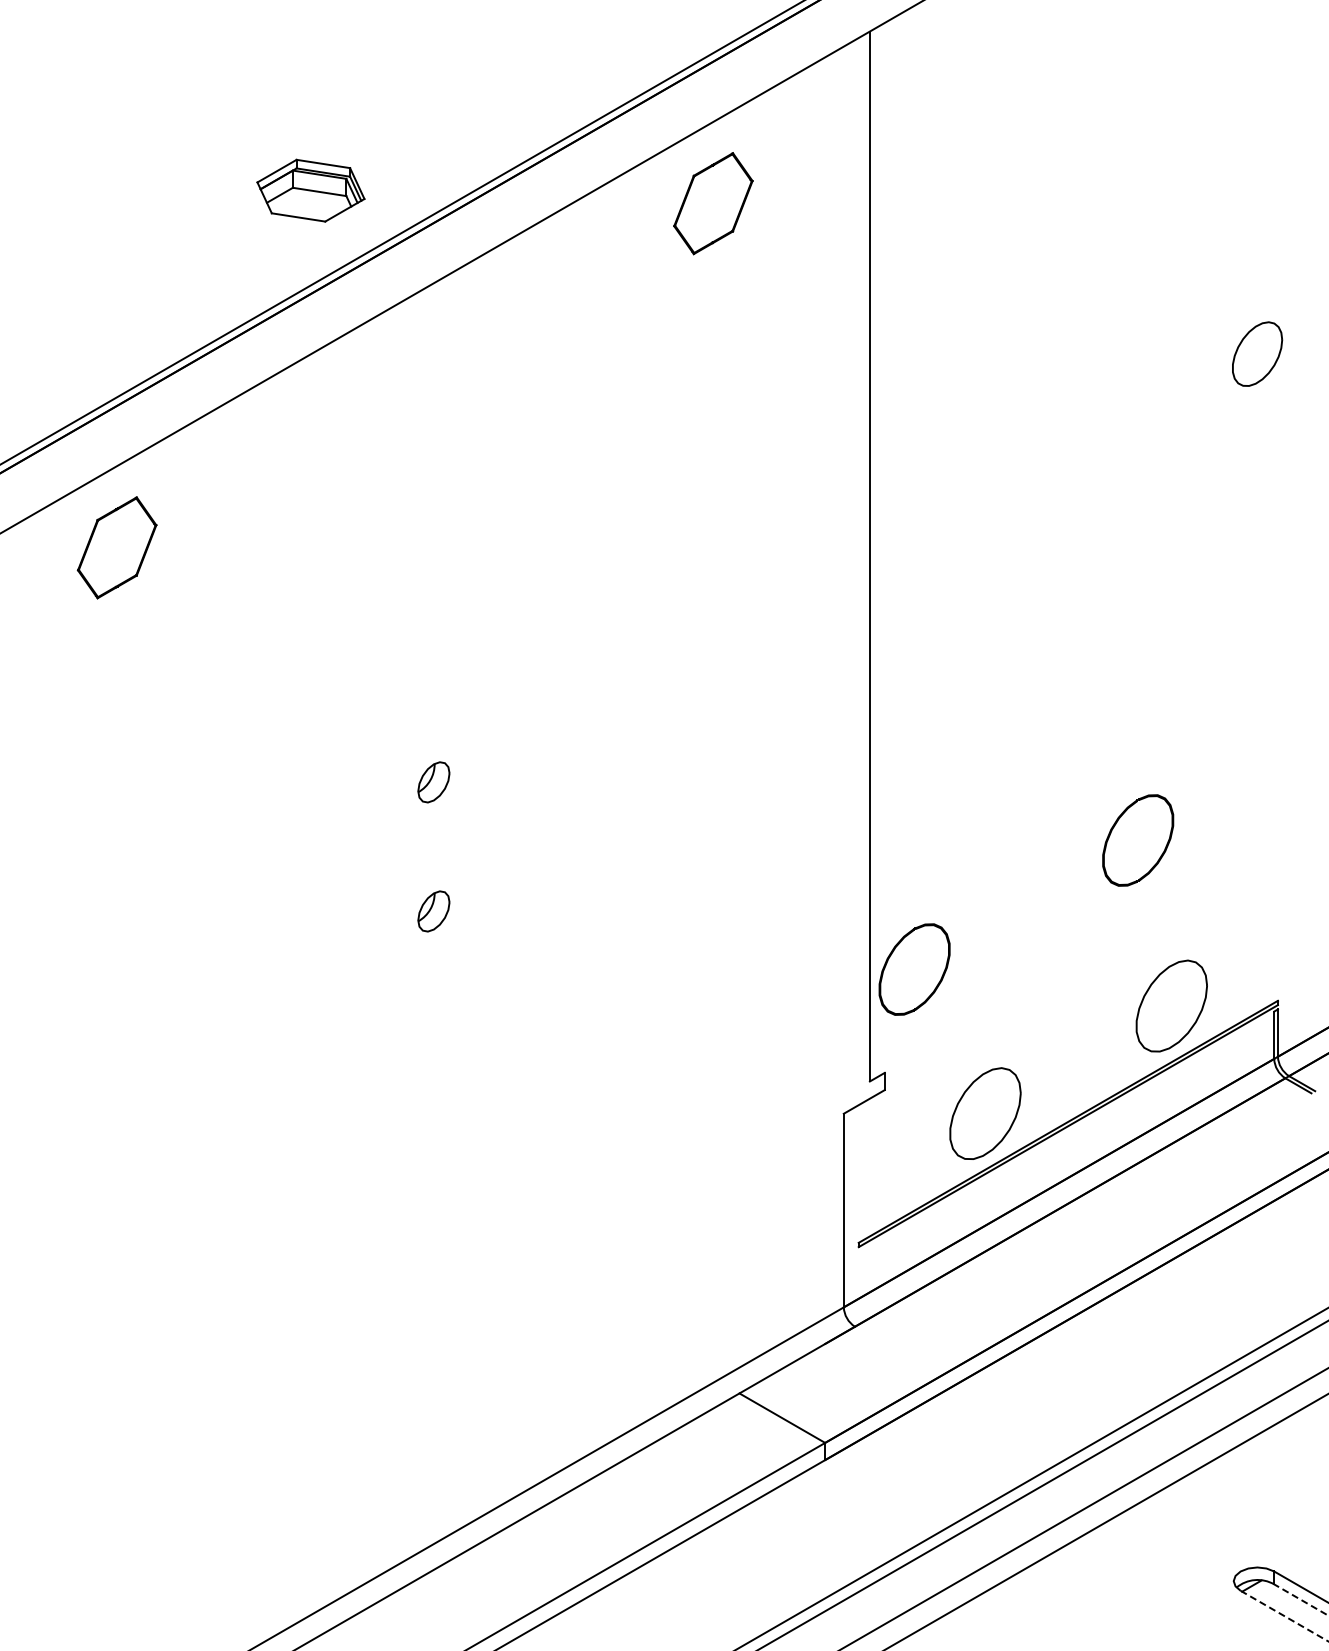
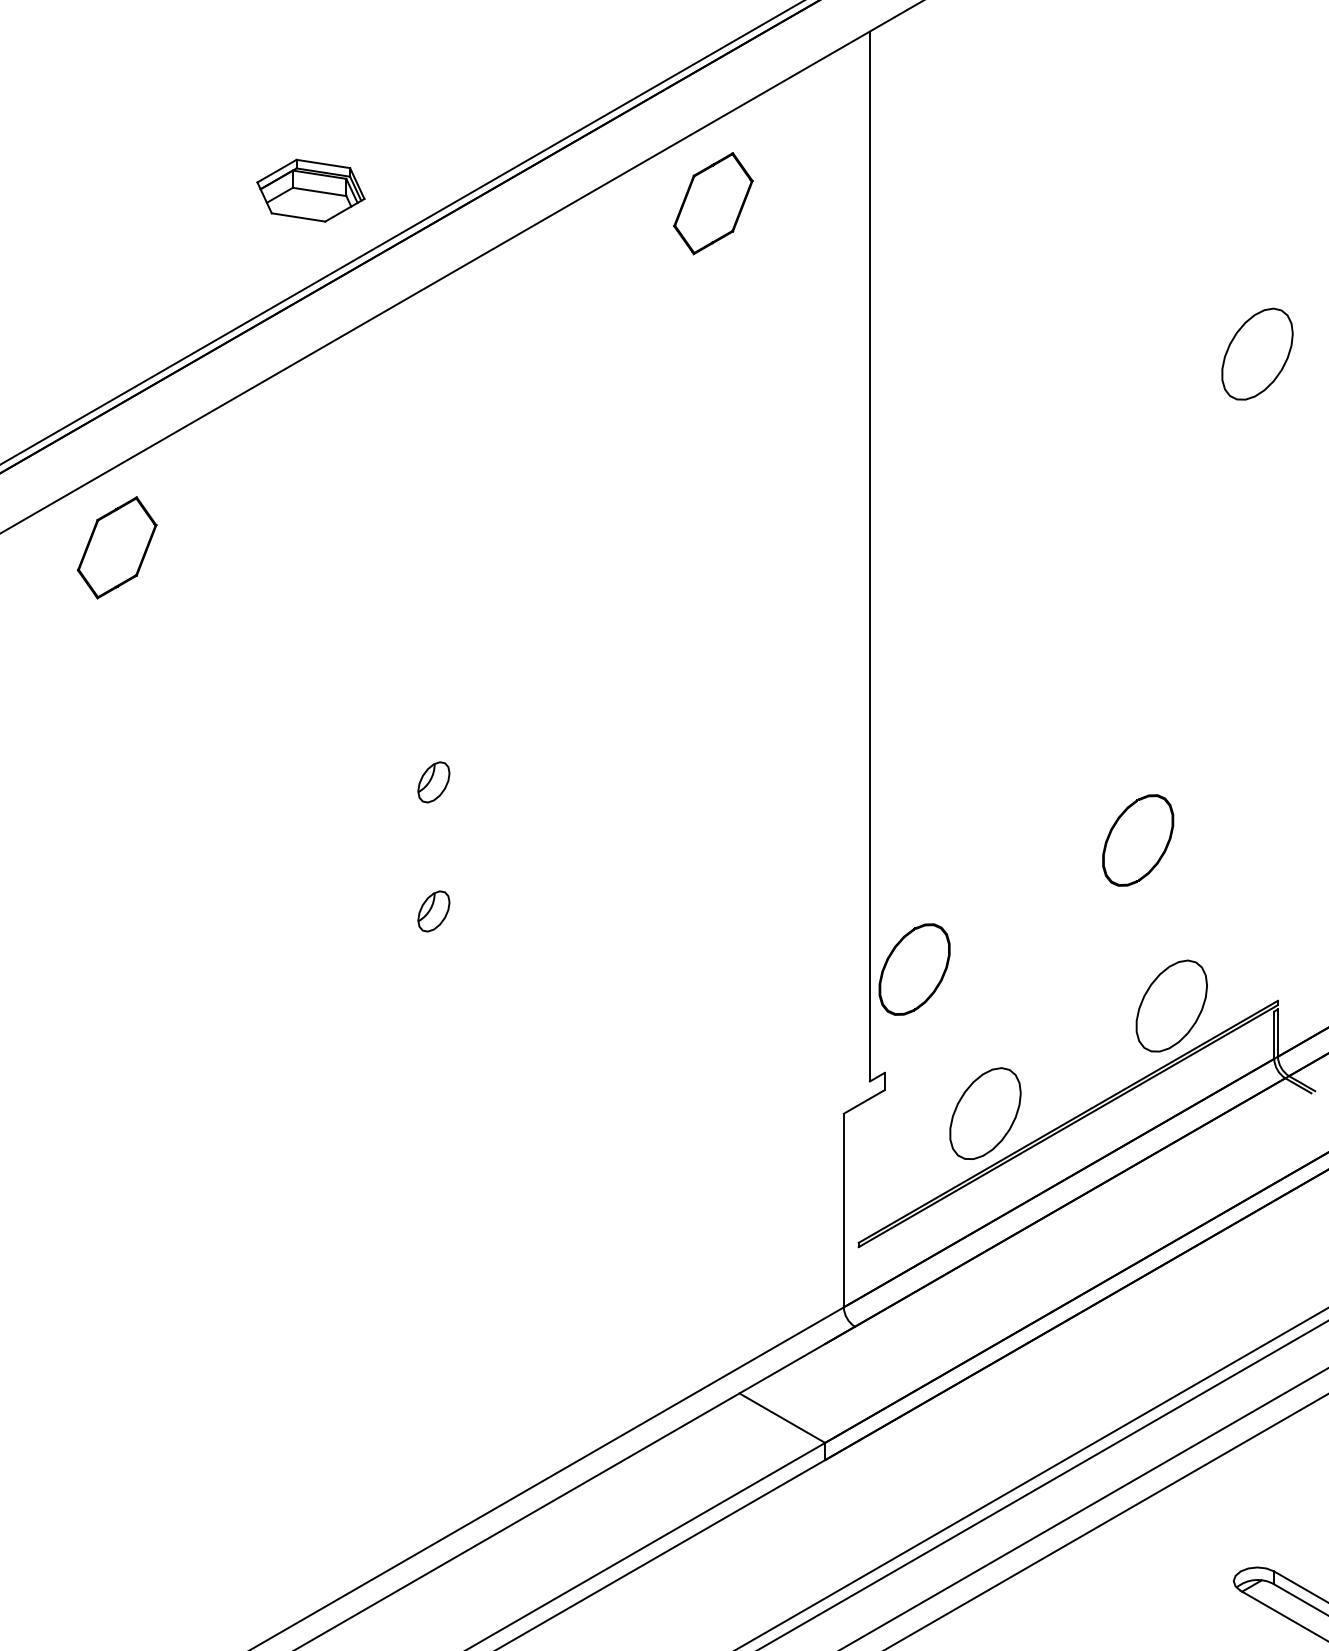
part size: 52x66 px -> 73x94 px (1257, 353)
line: dashed -> solid (1301, 1599)
line: dashed -> solid (1284, 1616)
